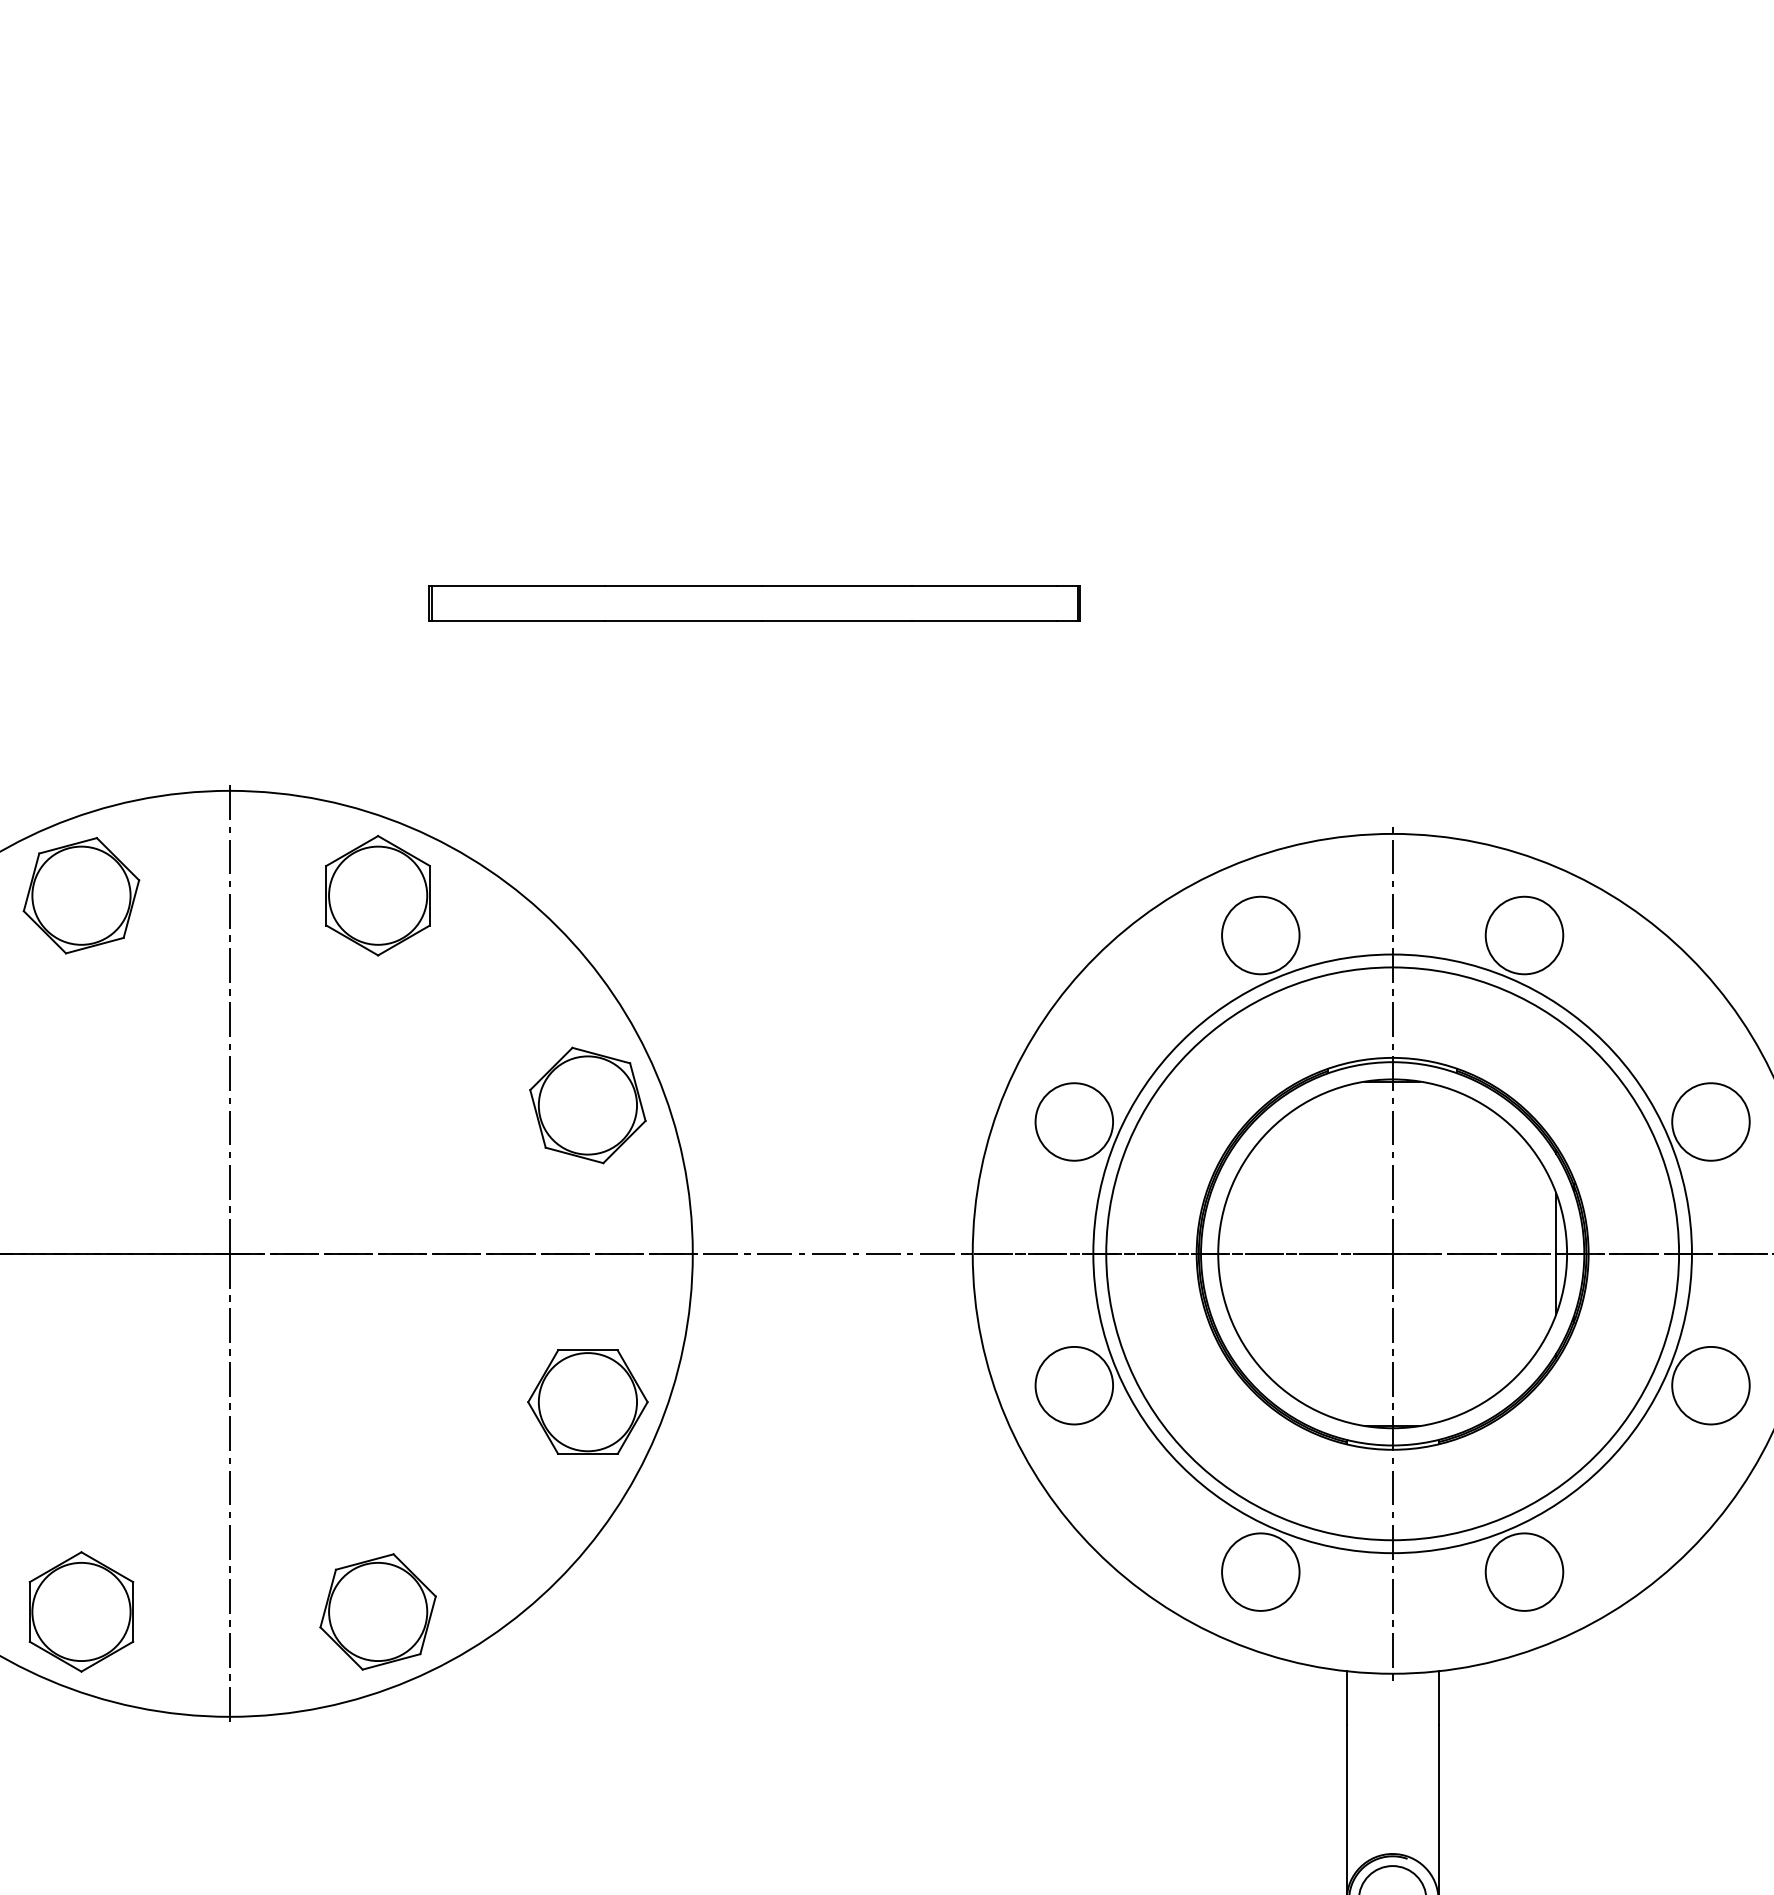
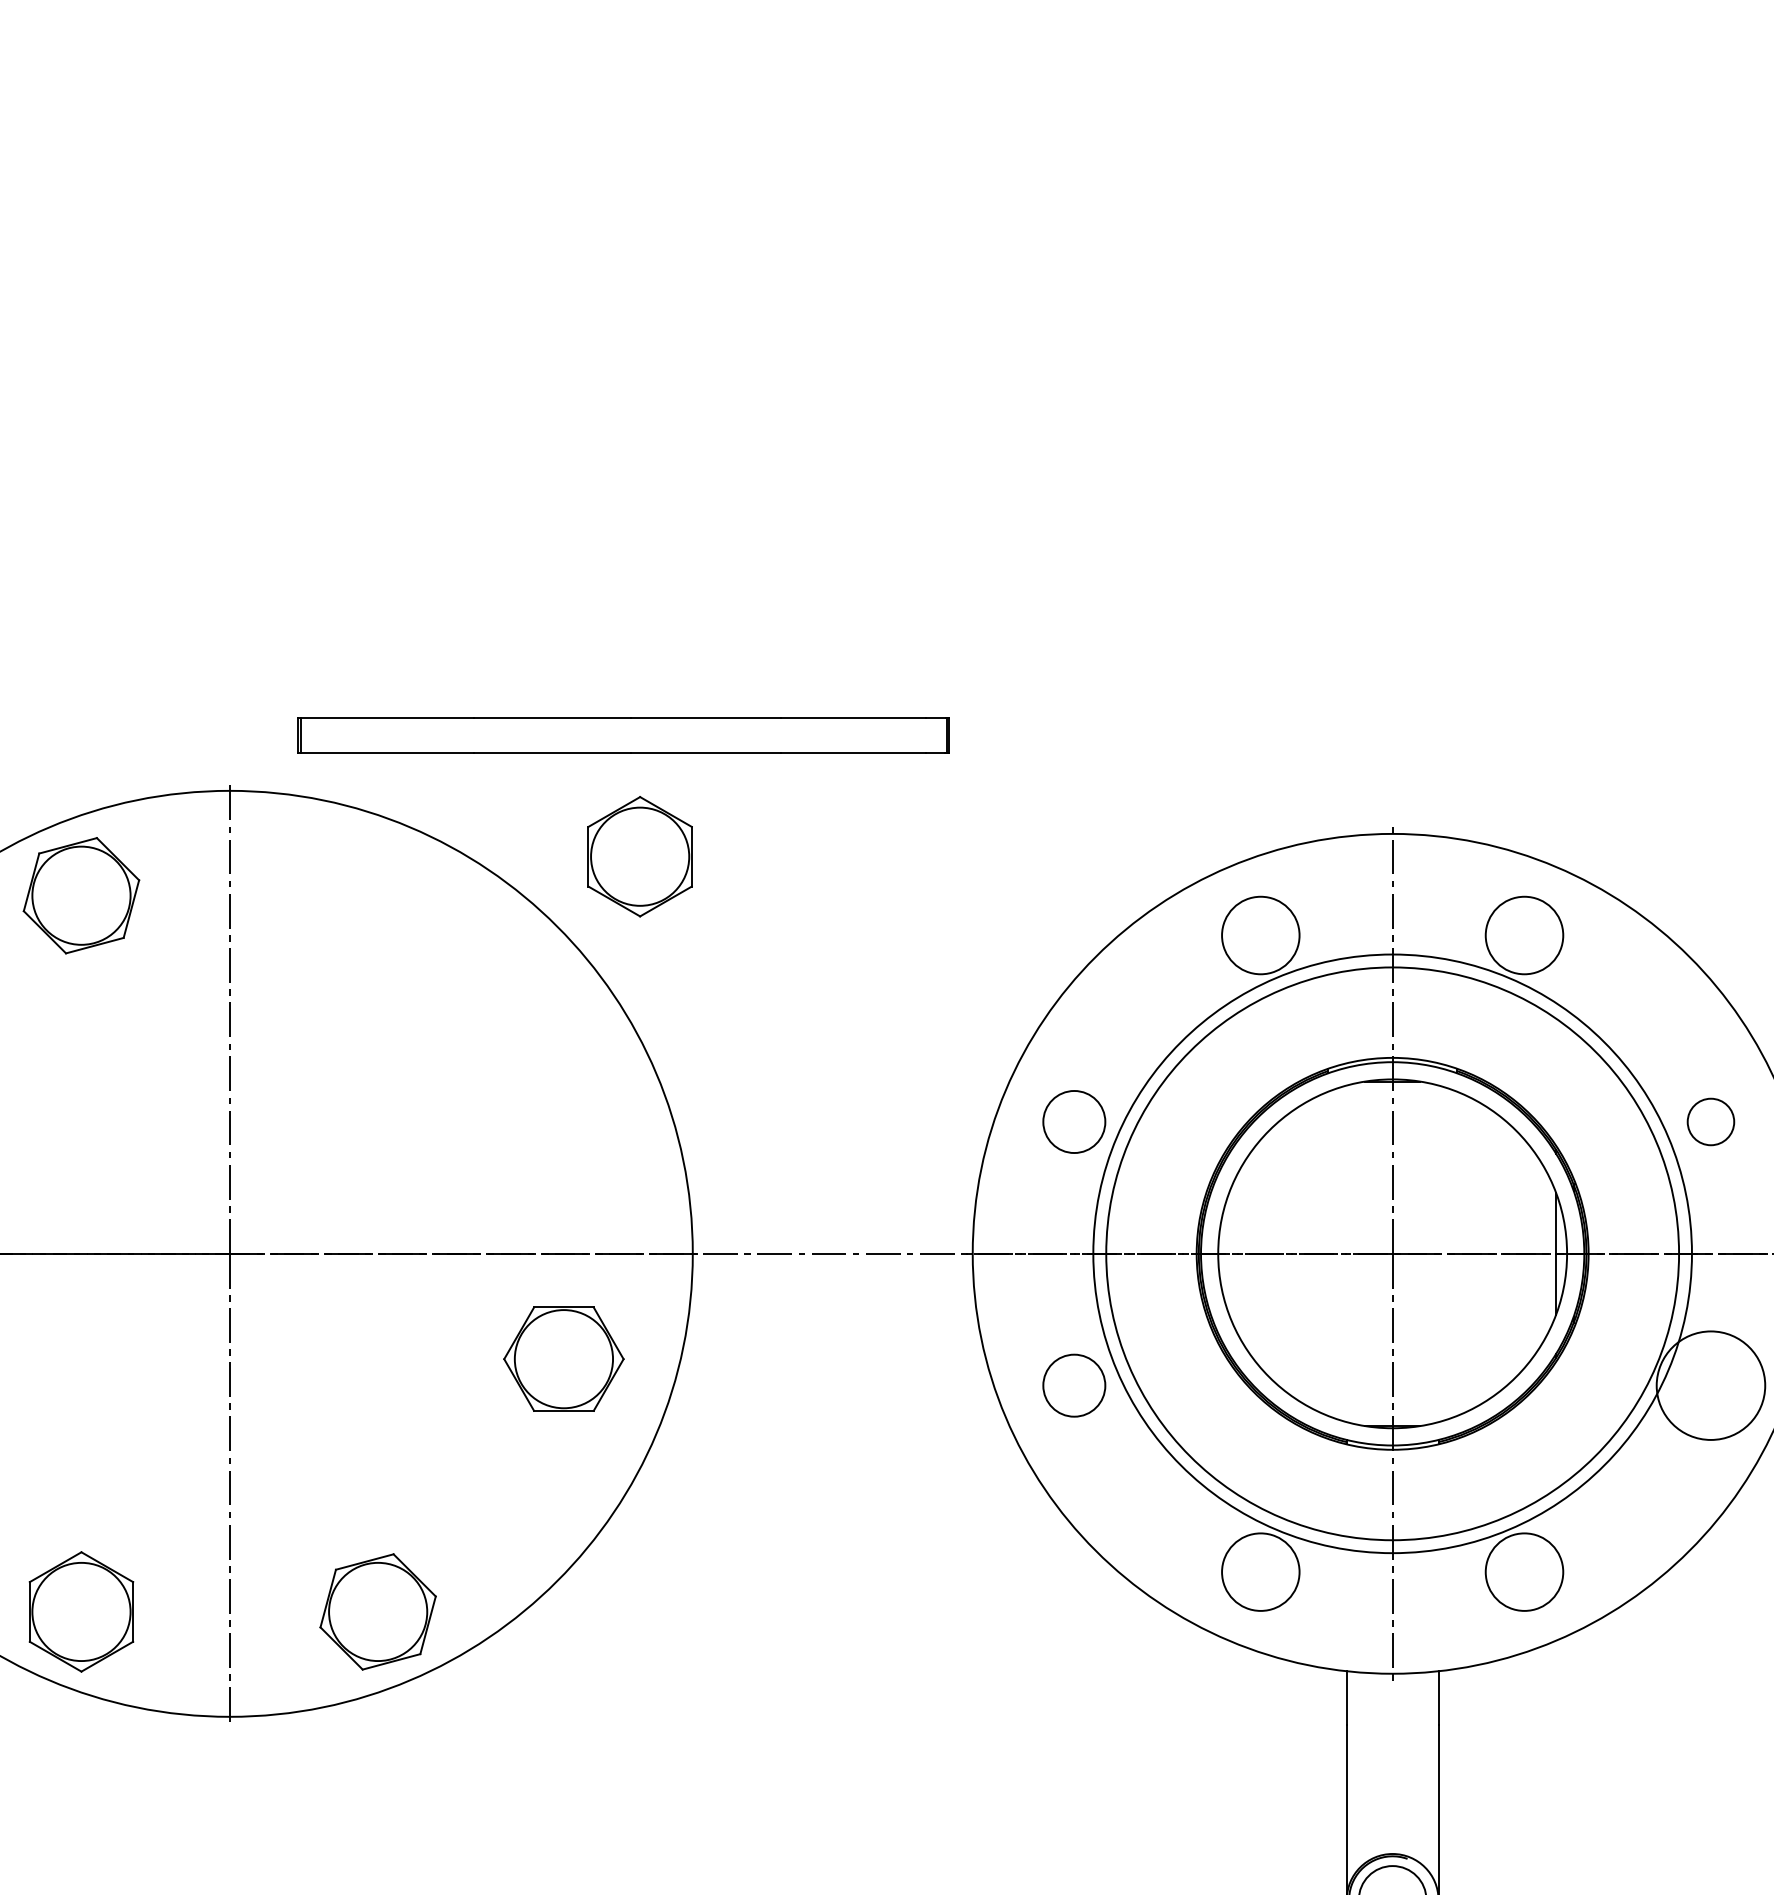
part position: (754, 603) -> (623, 735) (623, 735)
part position: (377, 895) -> (639, 856) (639, 856)
part: present -> none (587, 1105)
circle diameter: 78 px -> 62 px (1074, 1121)
circle diameter: 78 px -> 47 px (1710, 1121)
circle diameter: 78 px -> 62 px (1074, 1385)
circle diameter: 78 px -> 109 px (1710, 1385)
part position: (587, 1401) -> (563, 1358) (563, 1358)
